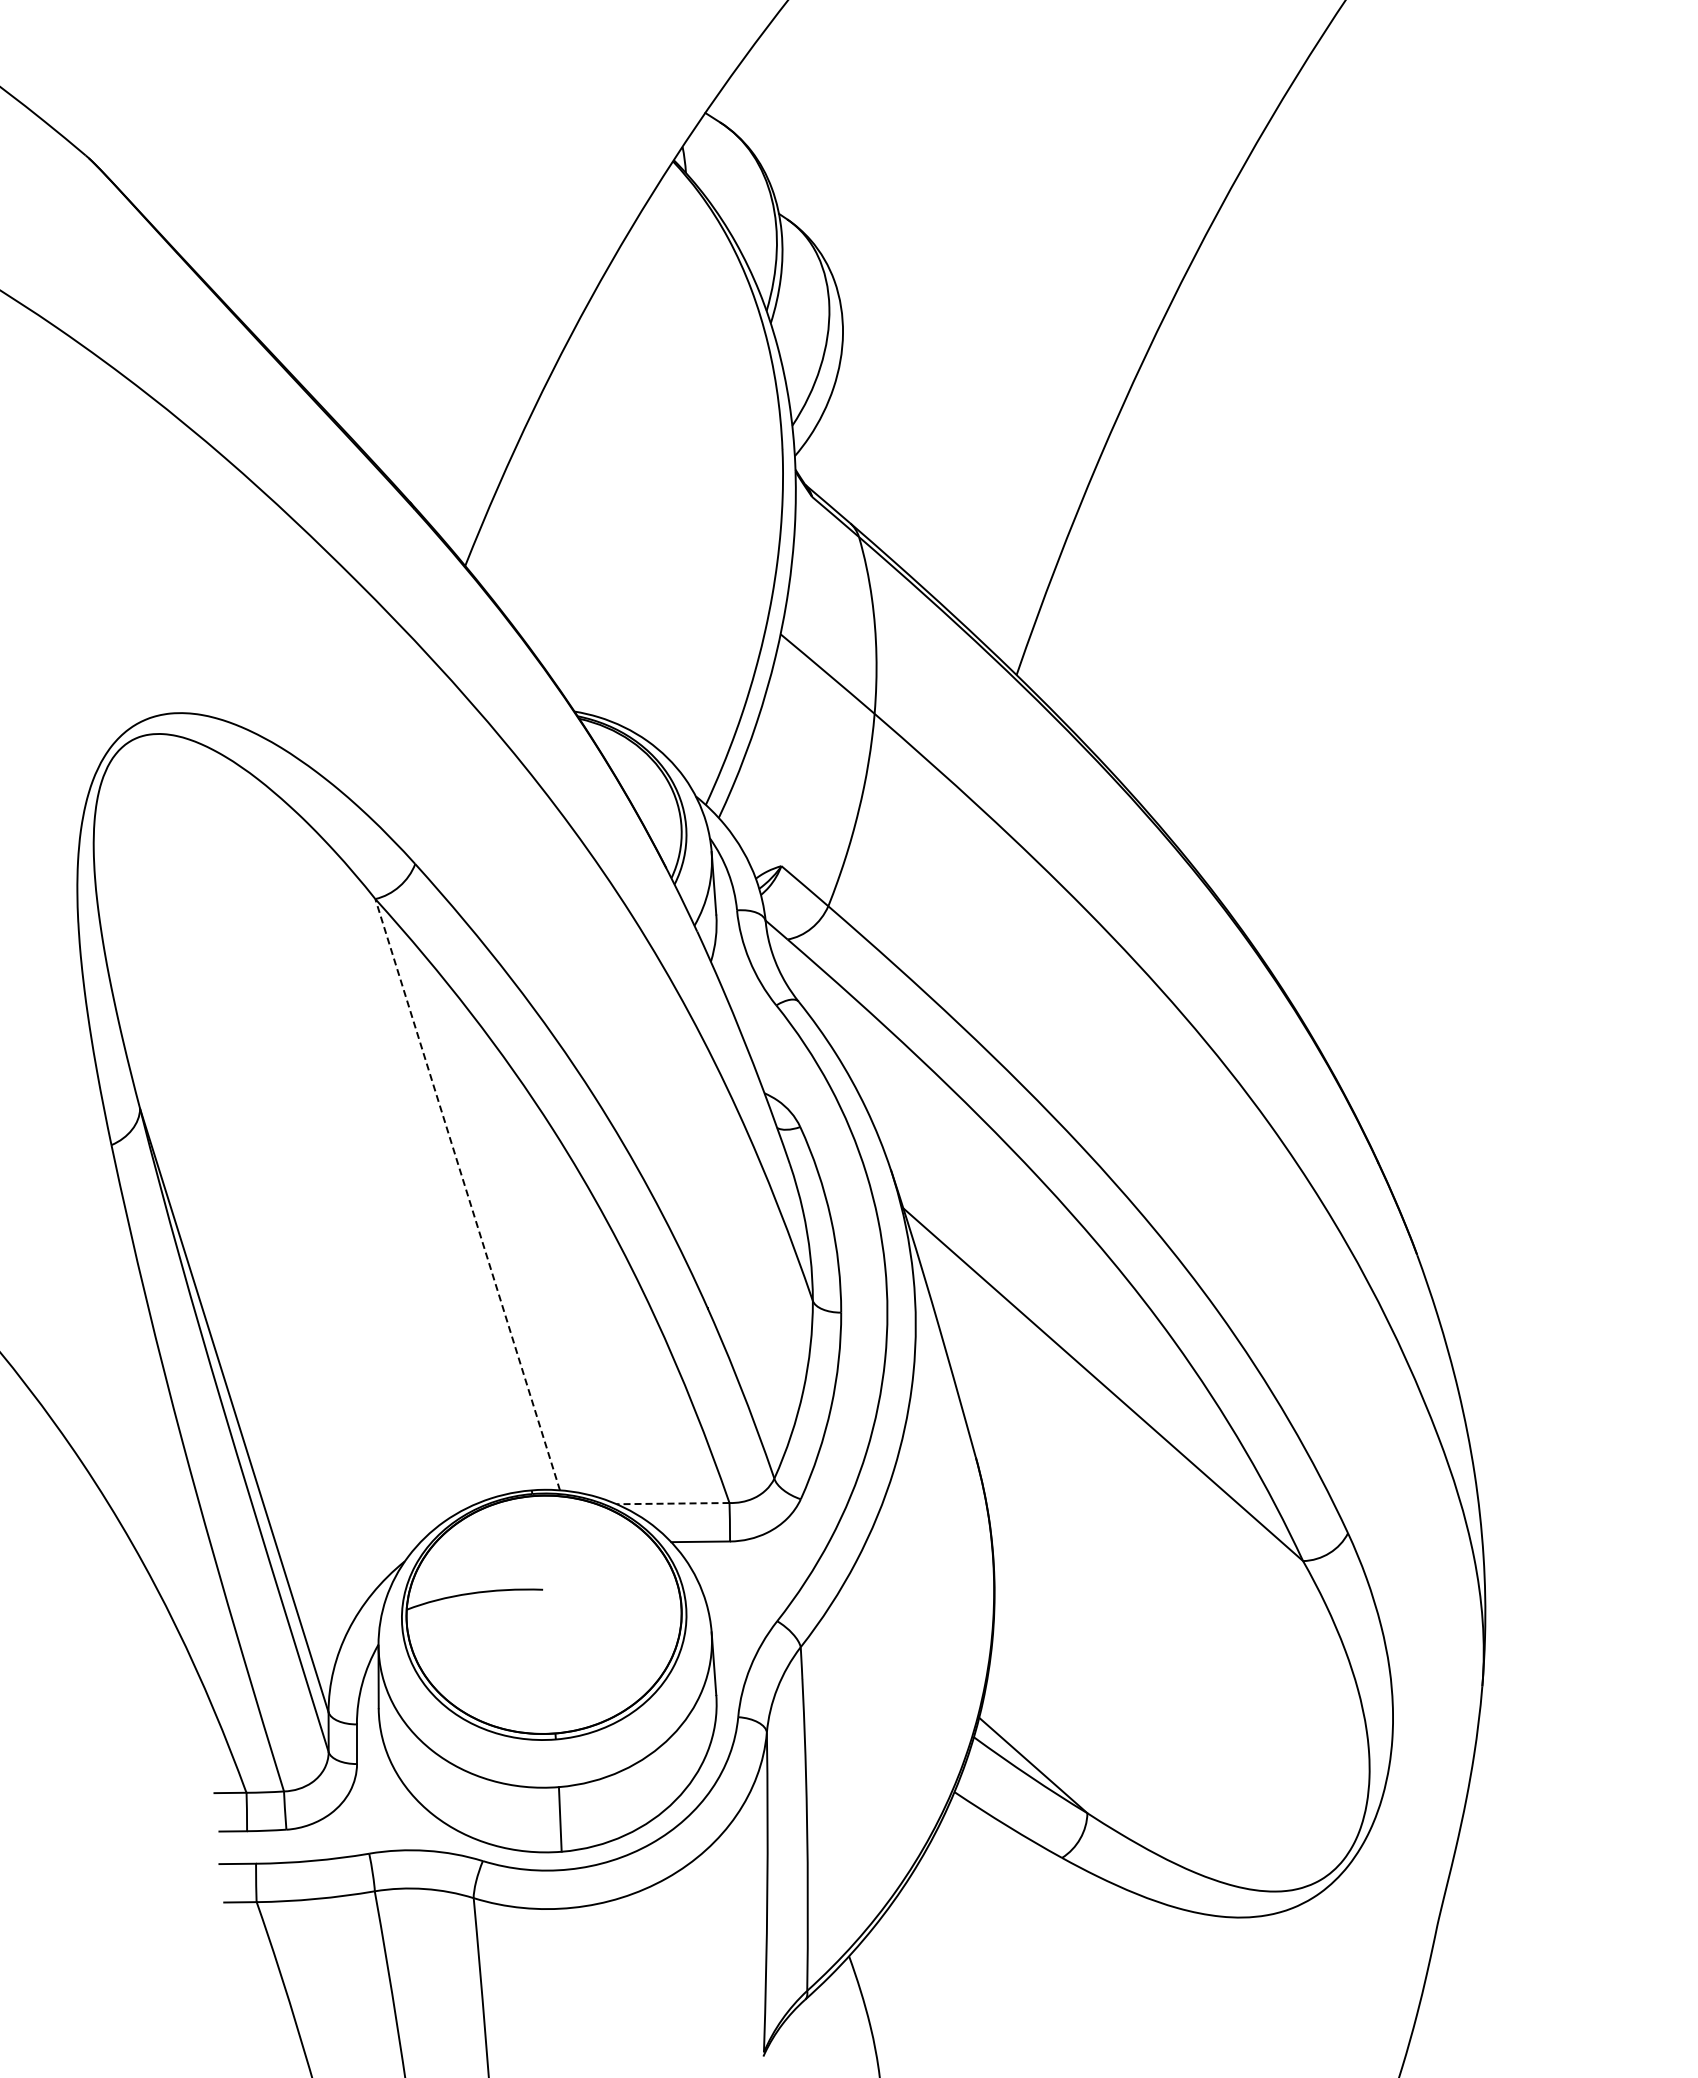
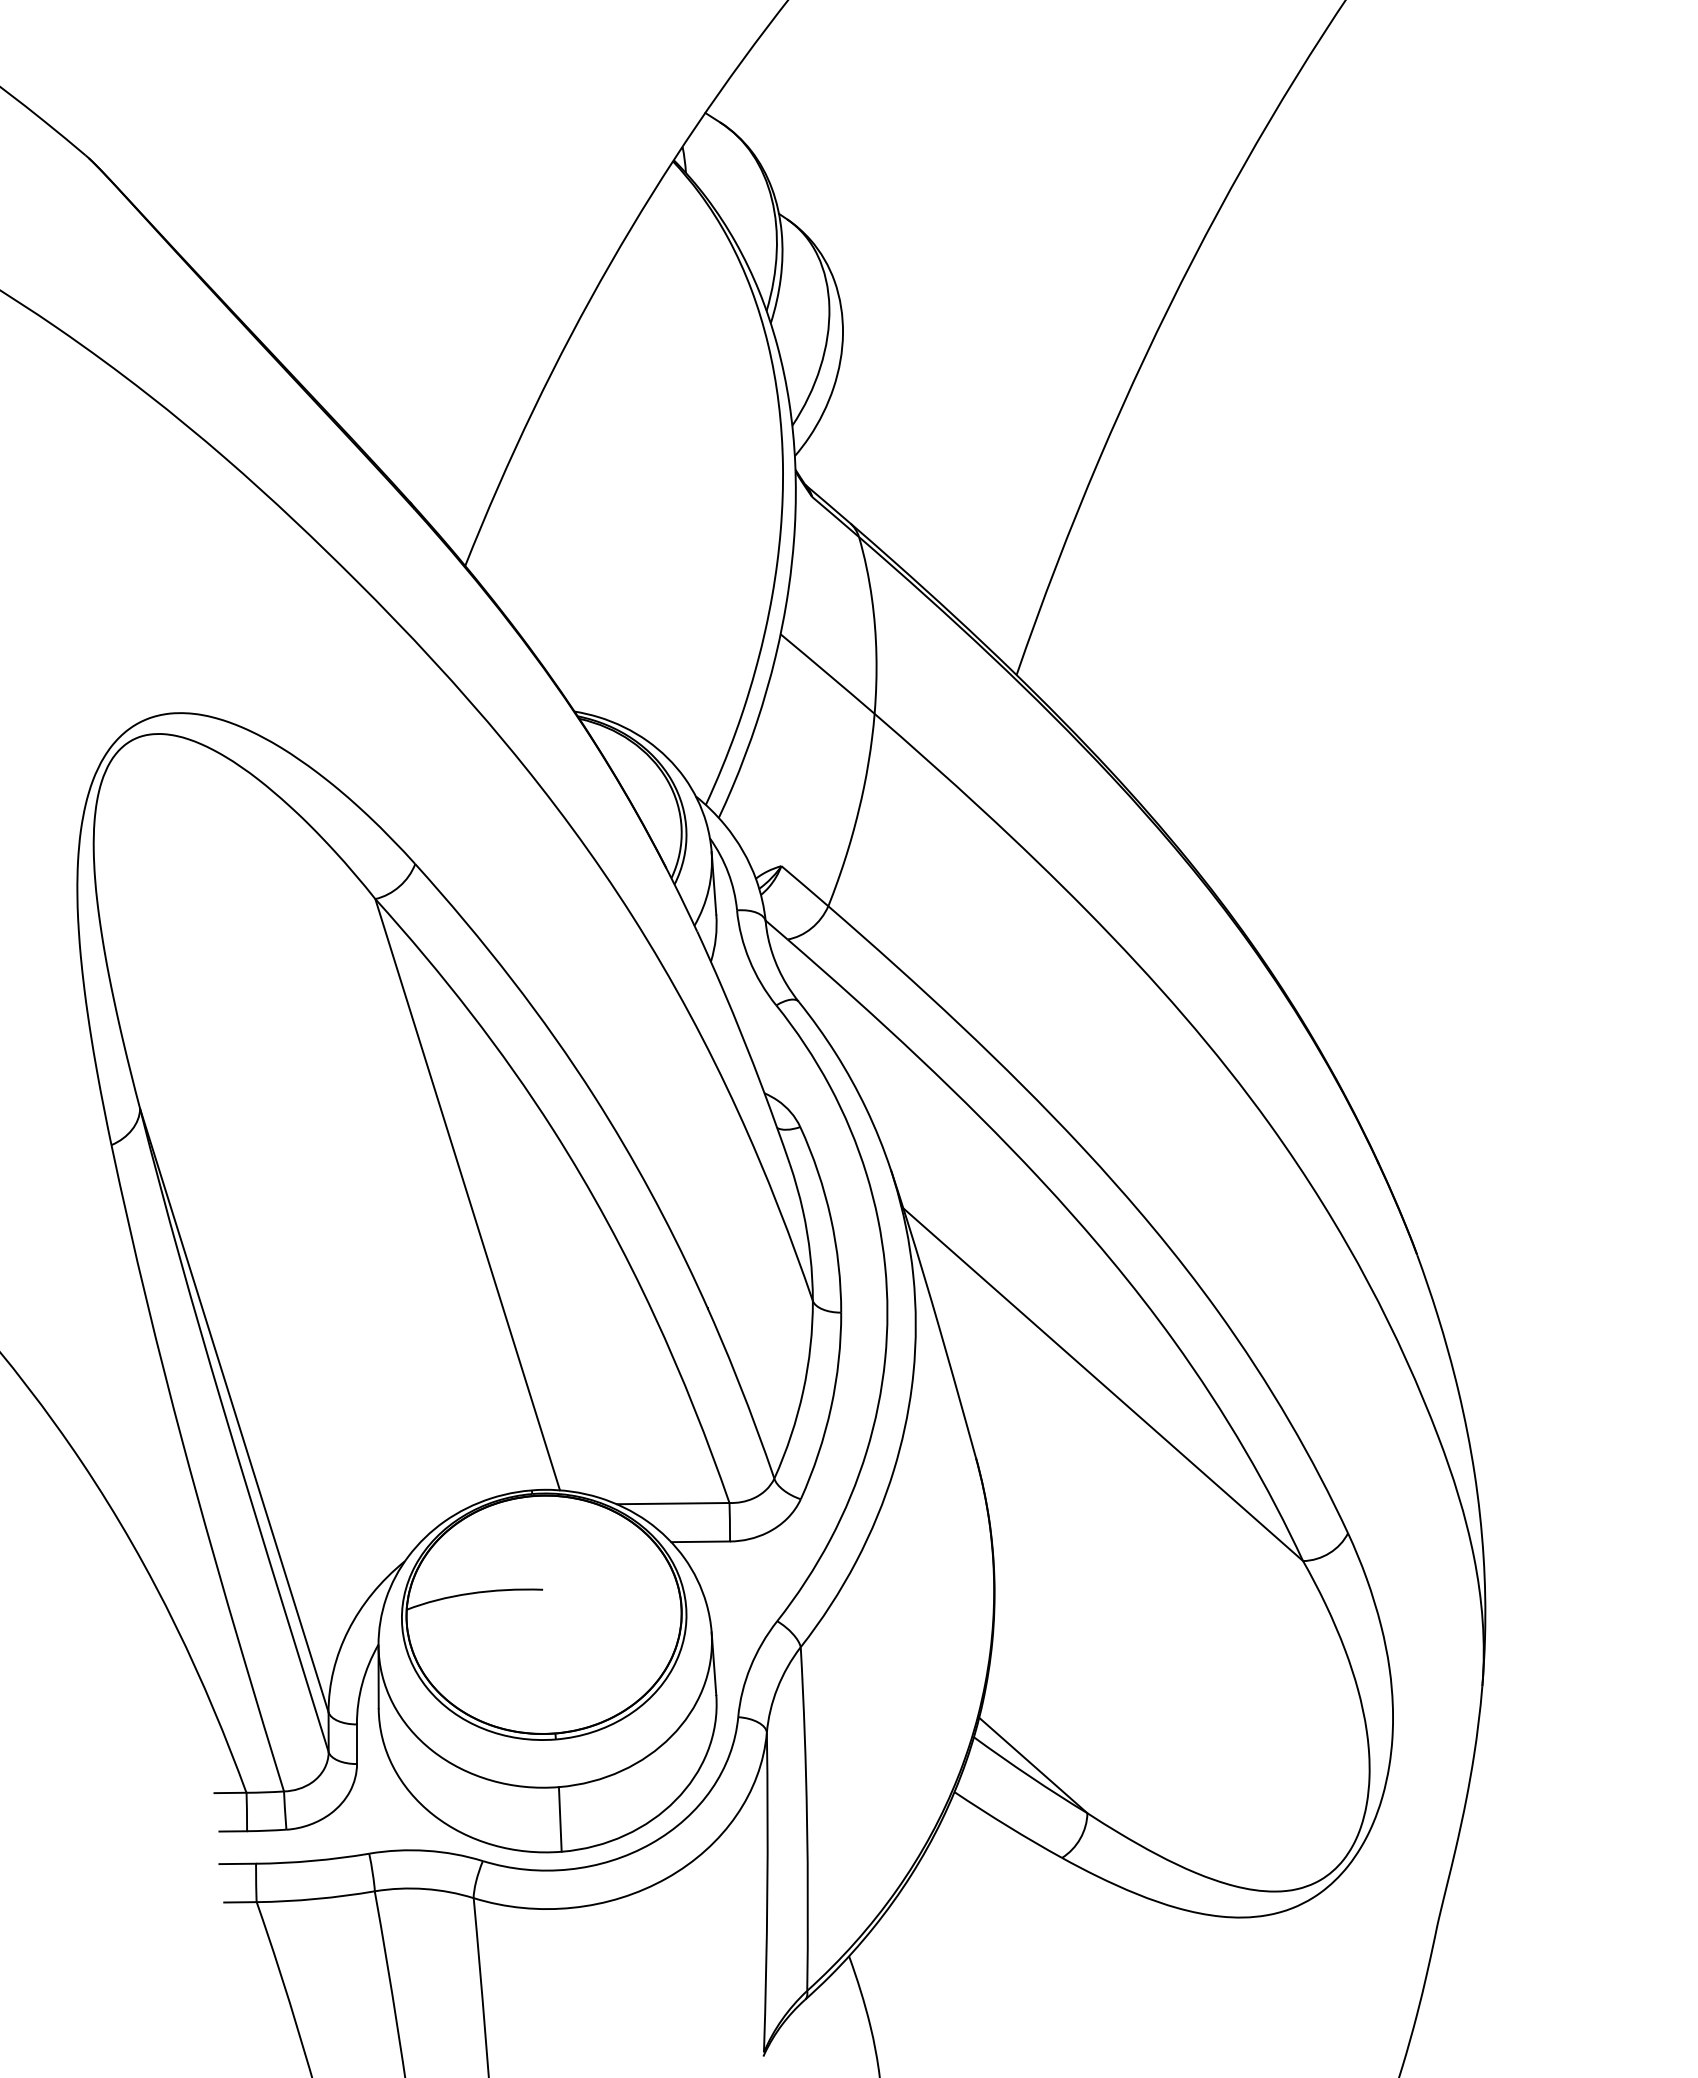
line: dashed -> solid (467, 1194)
line: dashed -> solid (672, 1503)
